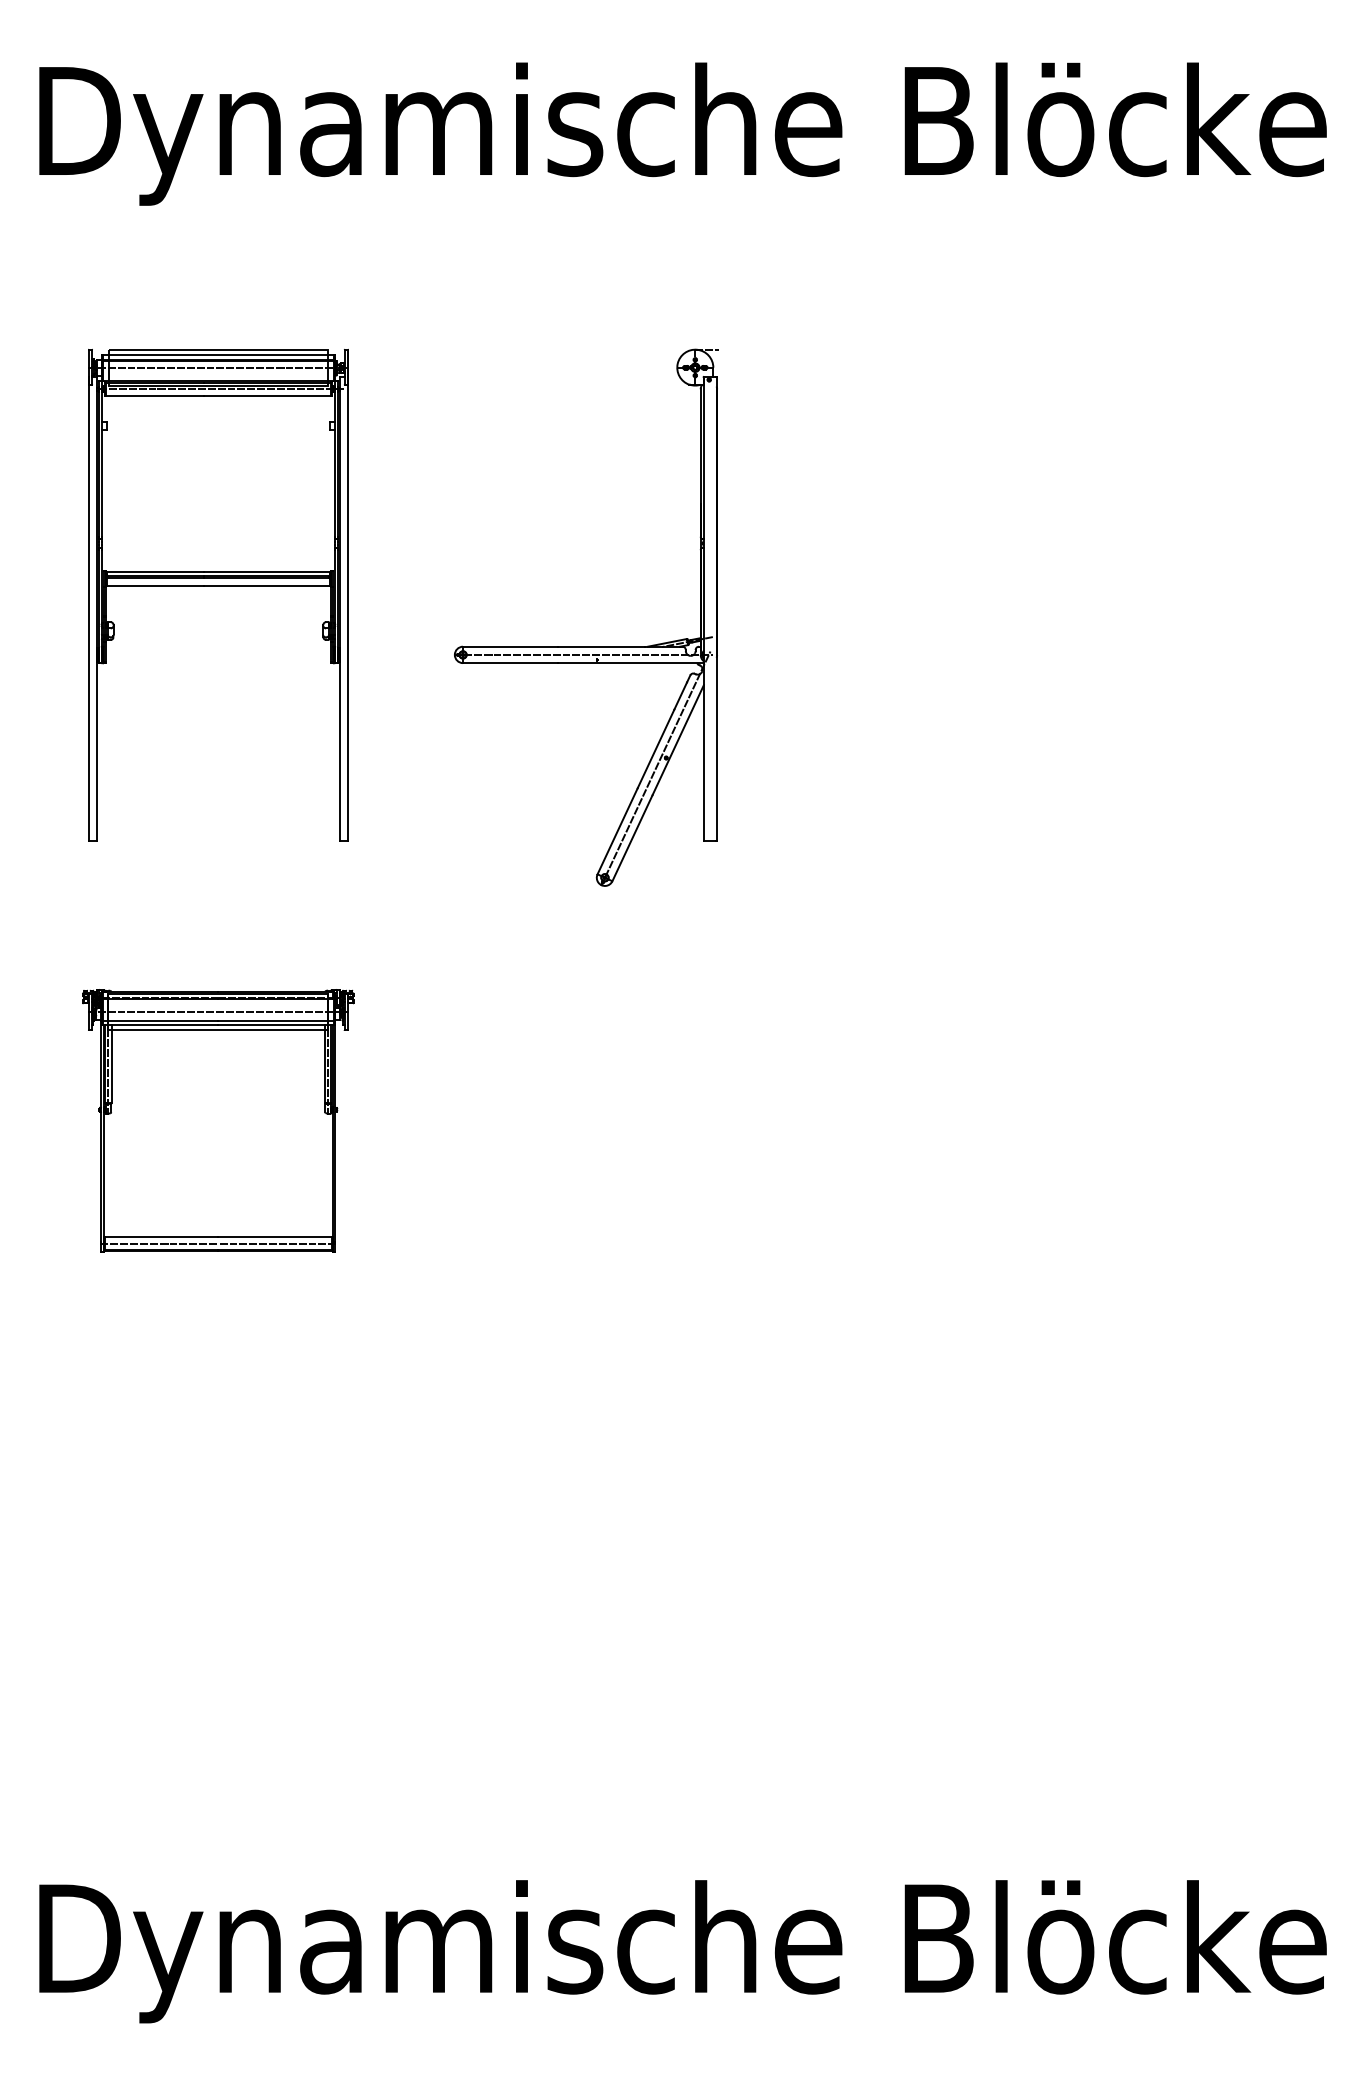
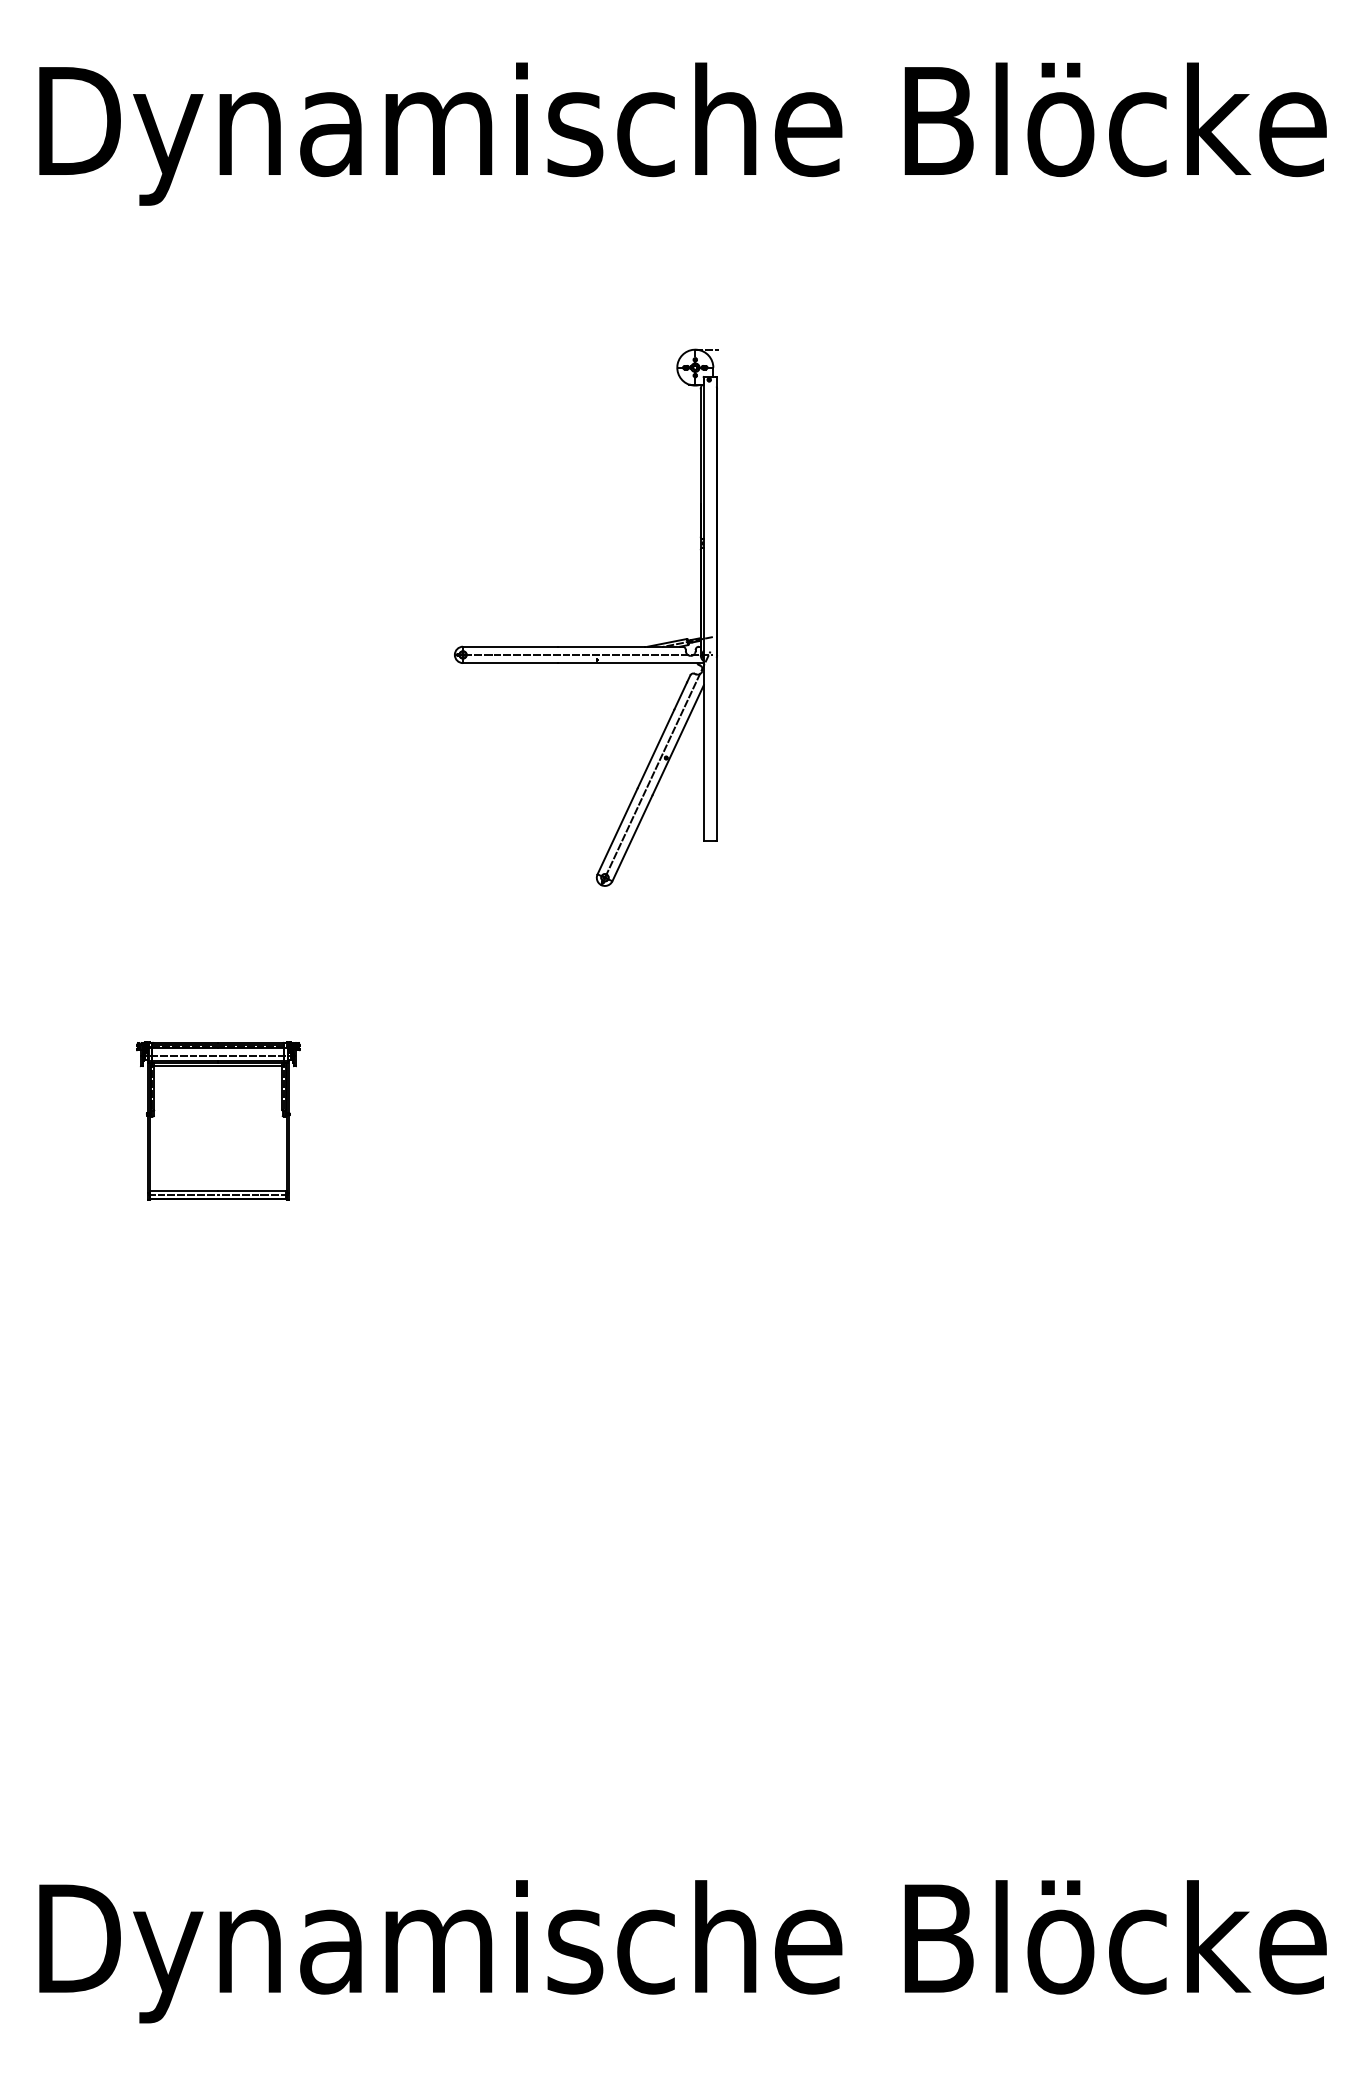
part: present -> none (218, 586)
part size: 273x264 px -> 165x160 px (218, 1120)
